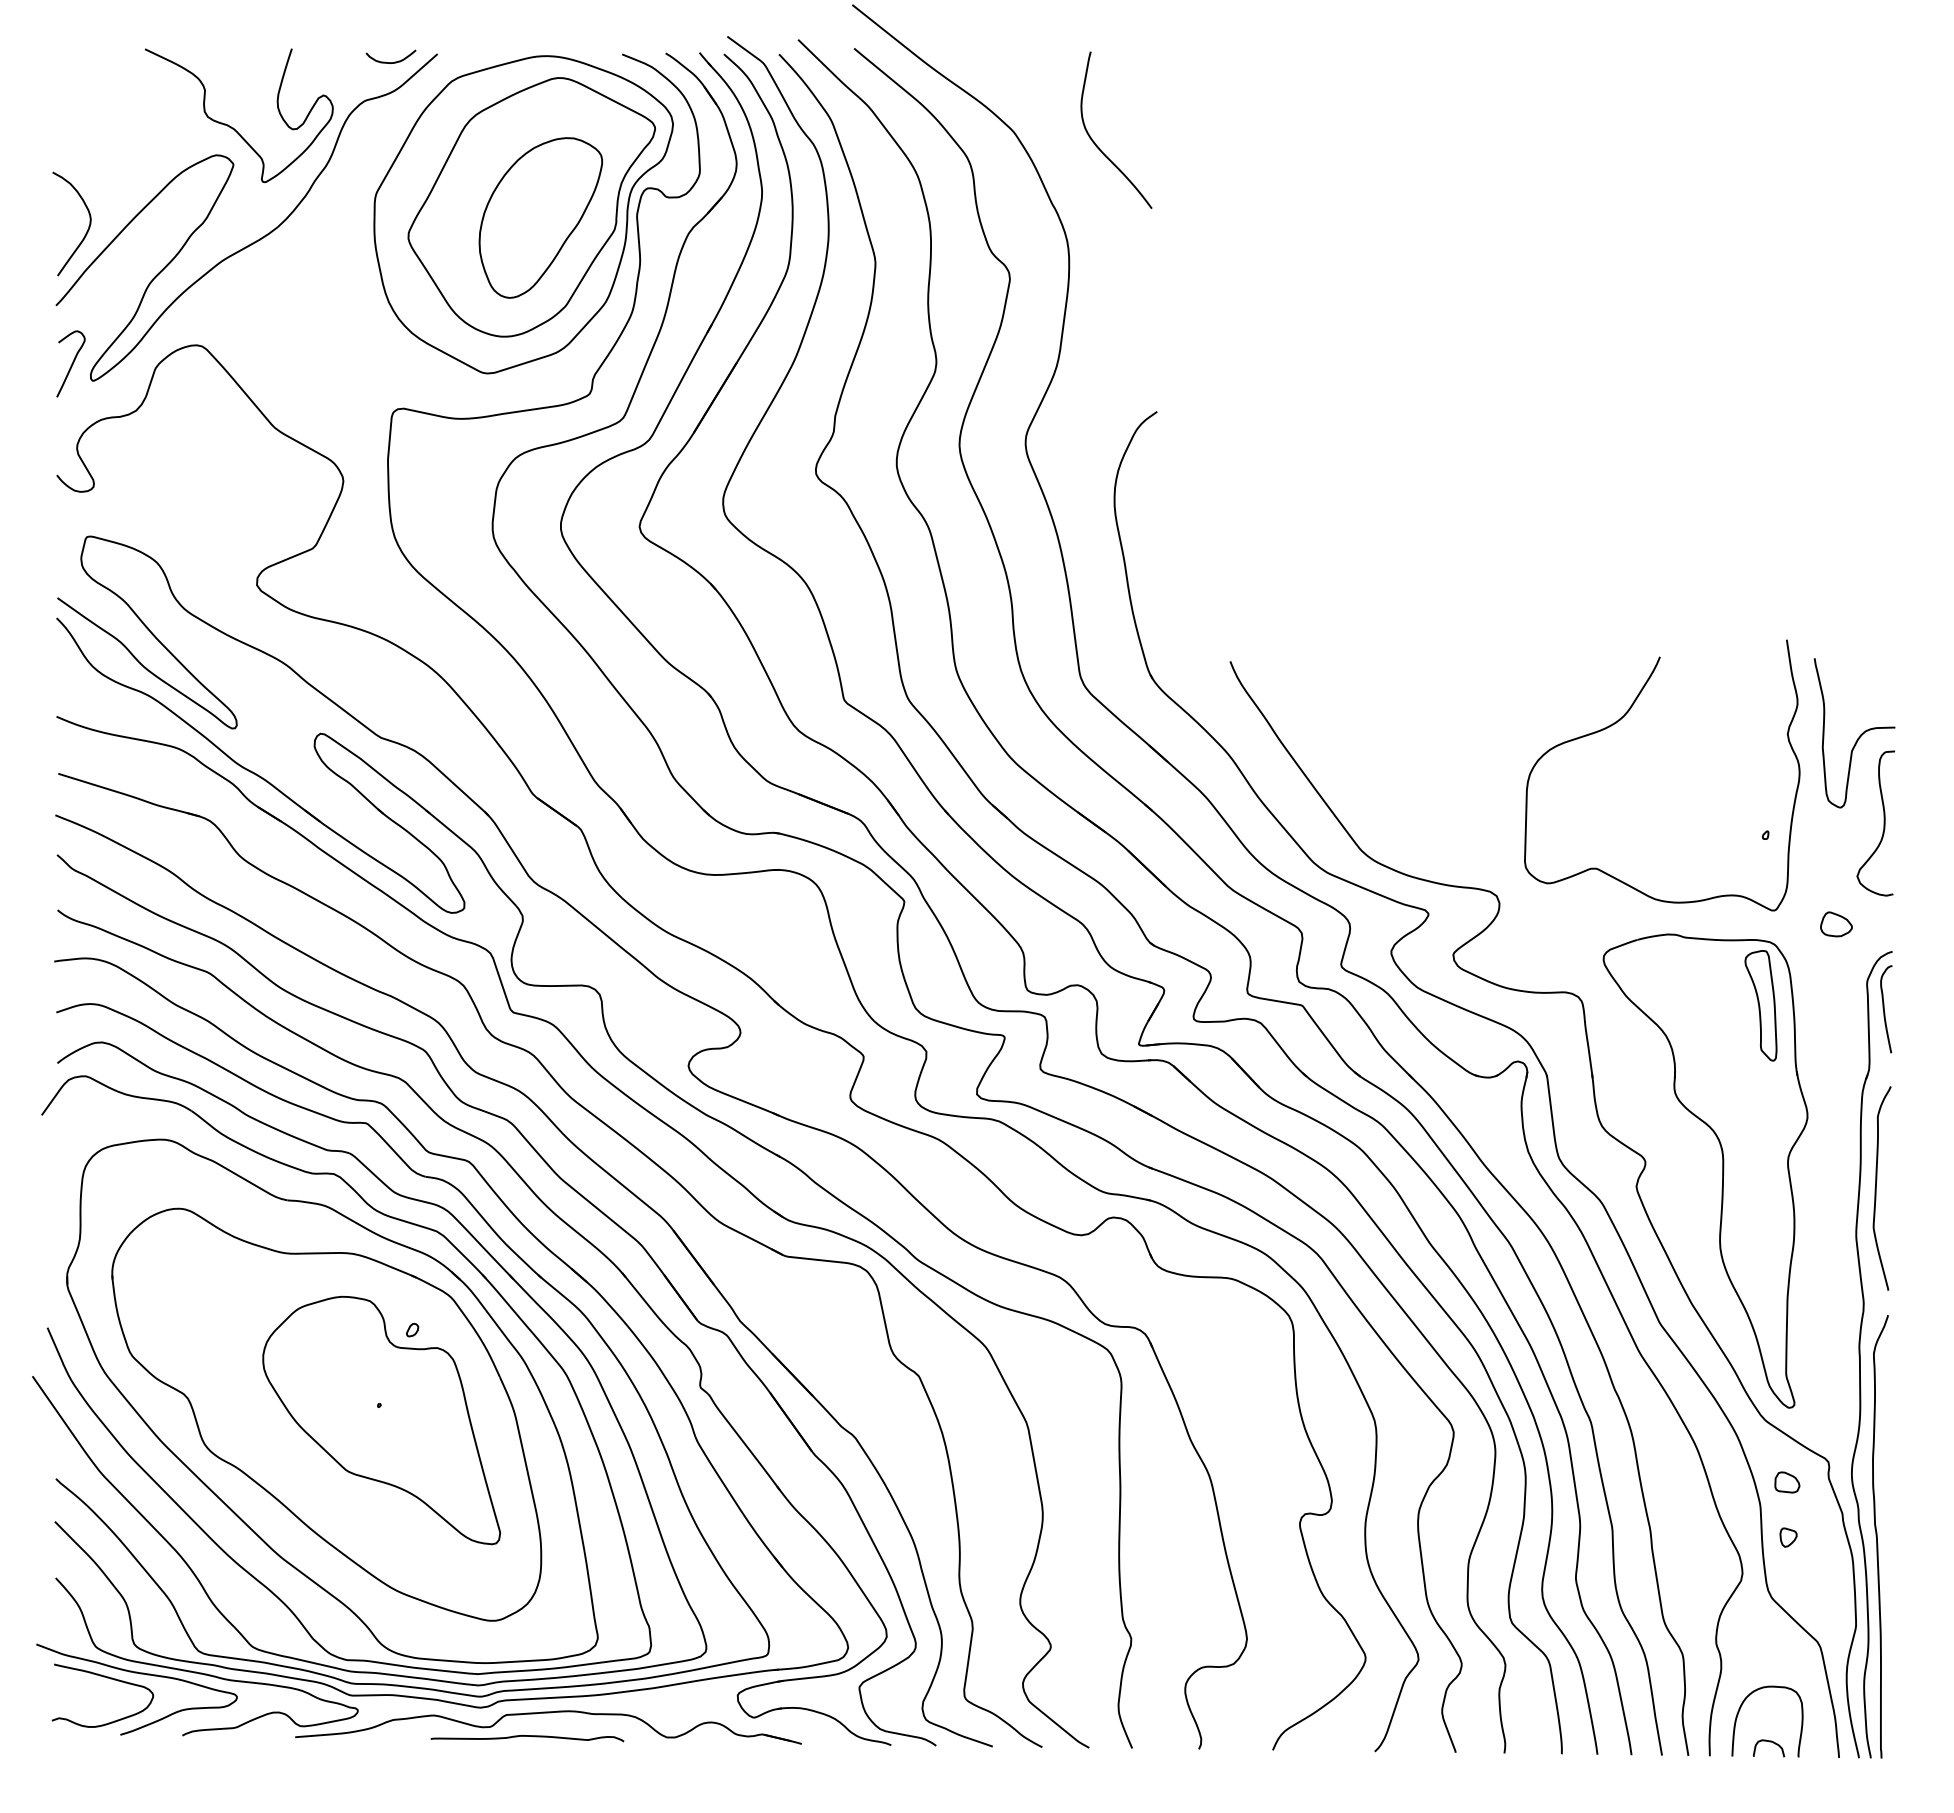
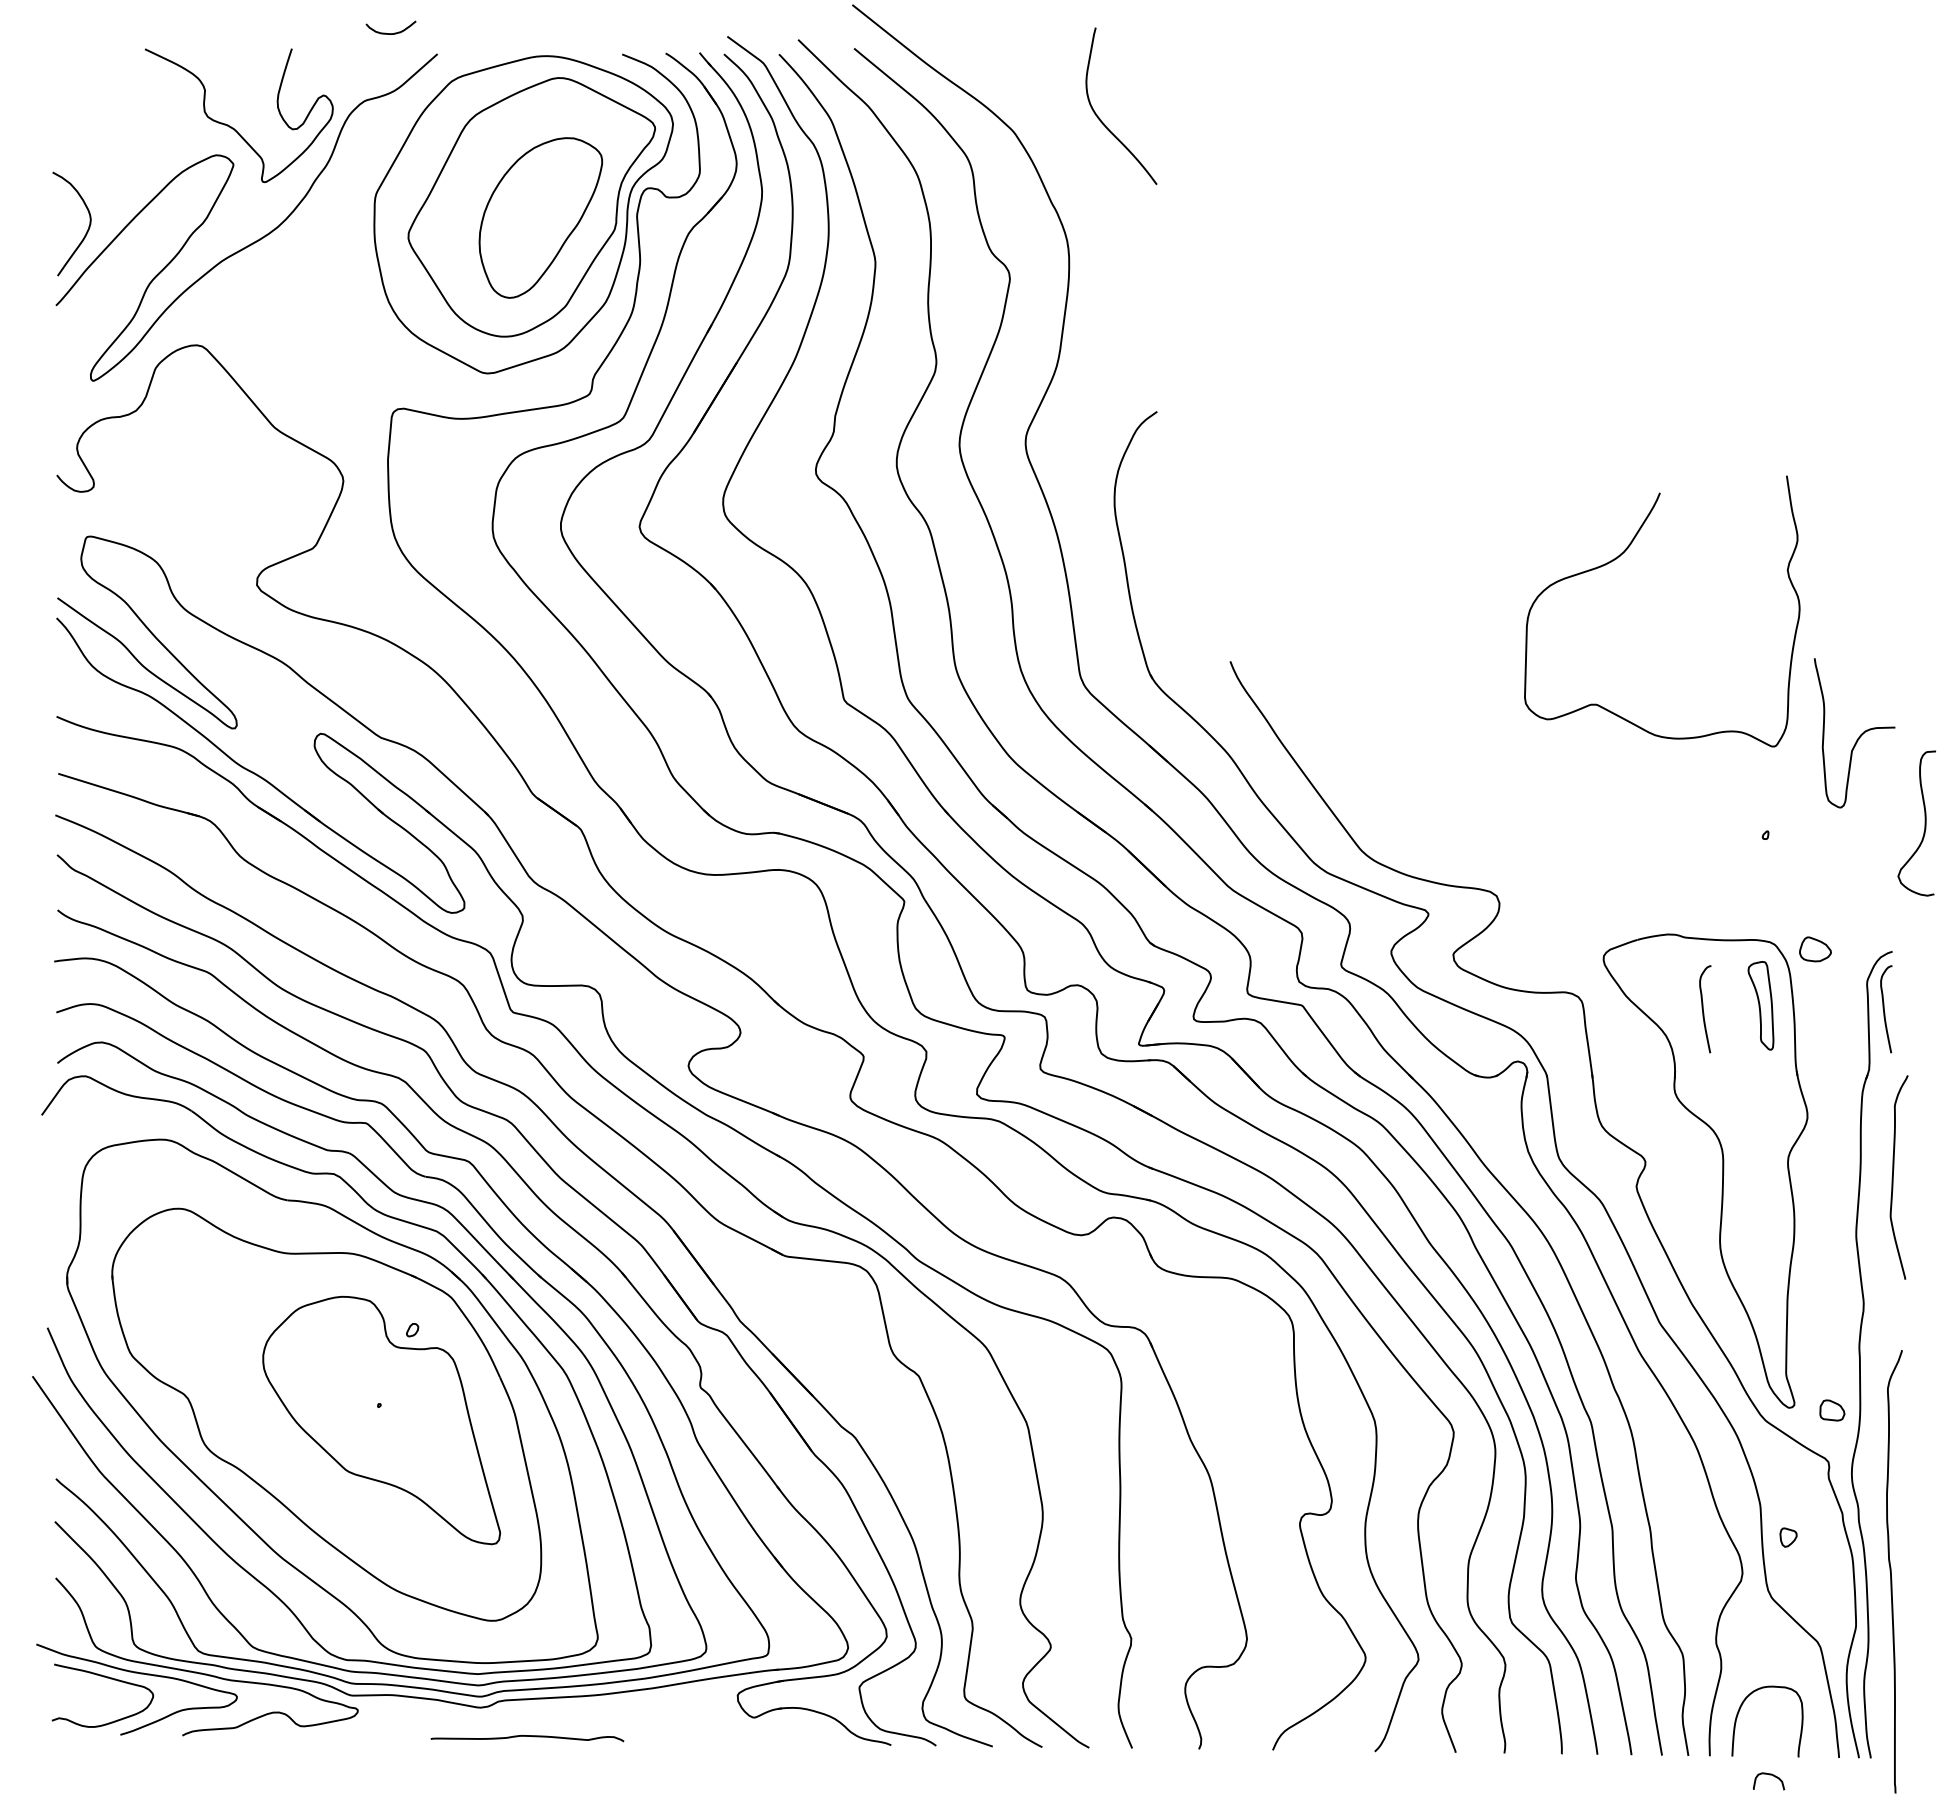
curve position: (390, 62) -> (390, 33) (390, 33)
curve position: (1095, 142) -> (1100, 118) (1100, 118)
curve: present -> none (71, 363)
curve position: (1619, 721) -> (1619, 557) (1619, 557)
curve position: (1883, 823) -> (1924, 823) (1924, 823)
part position: (1836, 924) -> (1815, 949) (1815, 949)
part size: 34x112 px -> 28x90 px (1760, 1005)
curve: none -> present (1703, 1009)
curve position: (1876, 1188) -> (1893, 1177) (1893, 1177)
part position: (1787, 1482) -> (1832, 1410) (1832, 1410)
curve position: (1877, 1536) -> (1891, 1571) (1891, 1571)
part: present -> none (548, 1713)
curve position: (1769, 1742) -> (1769, 1775) (1769, 1775)
